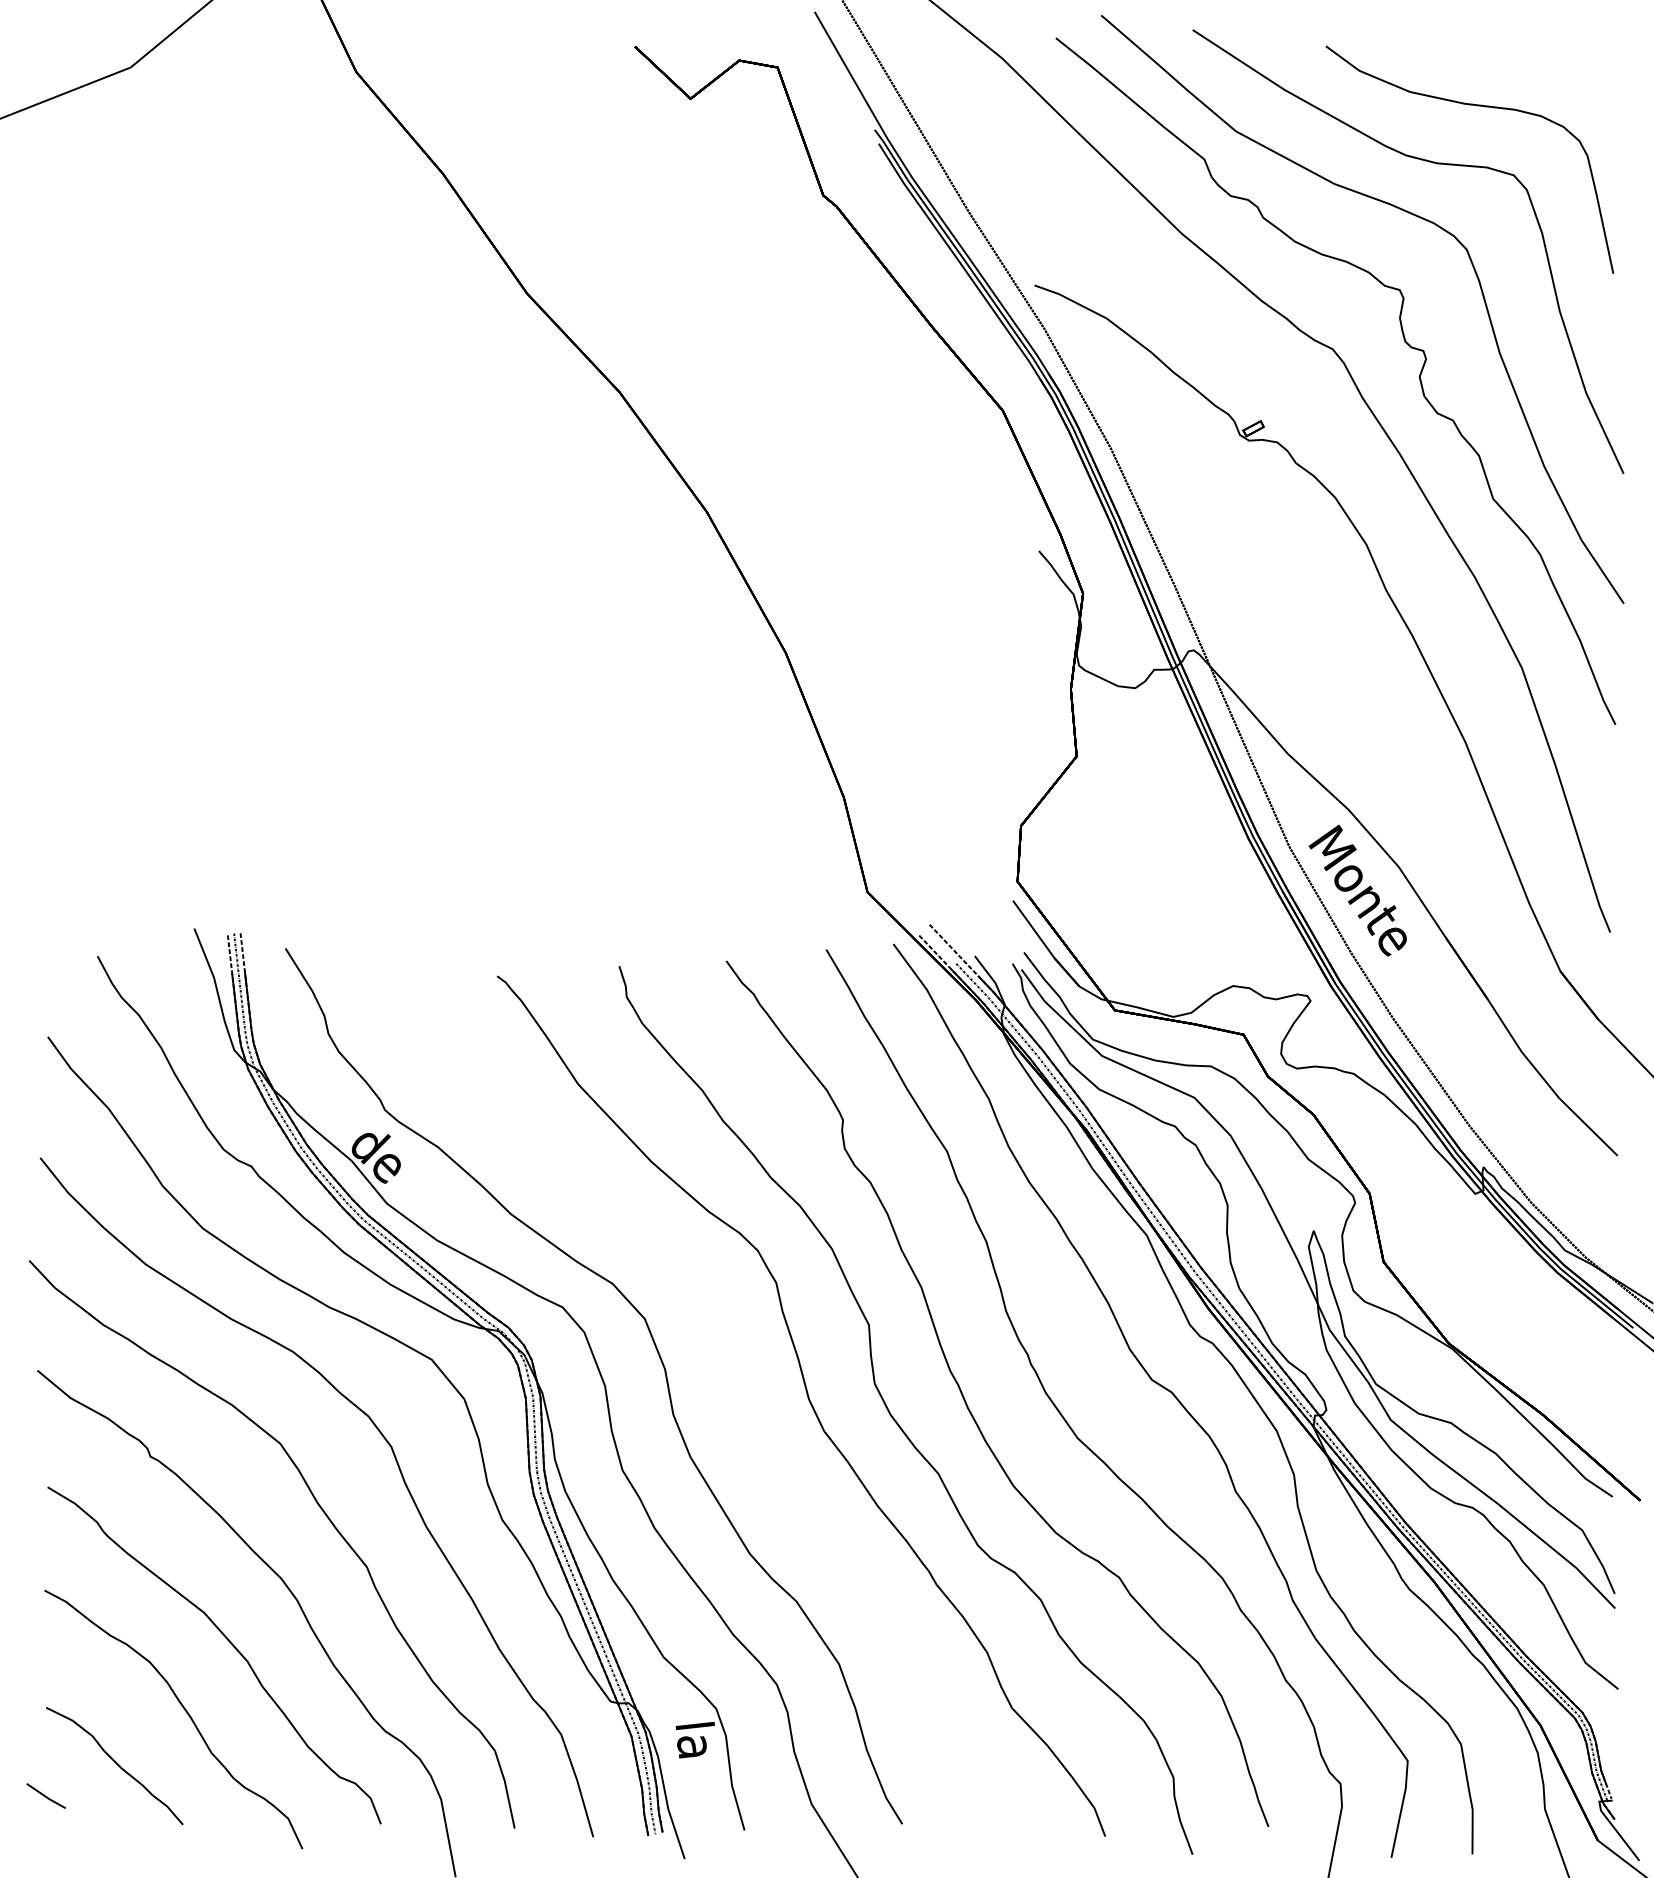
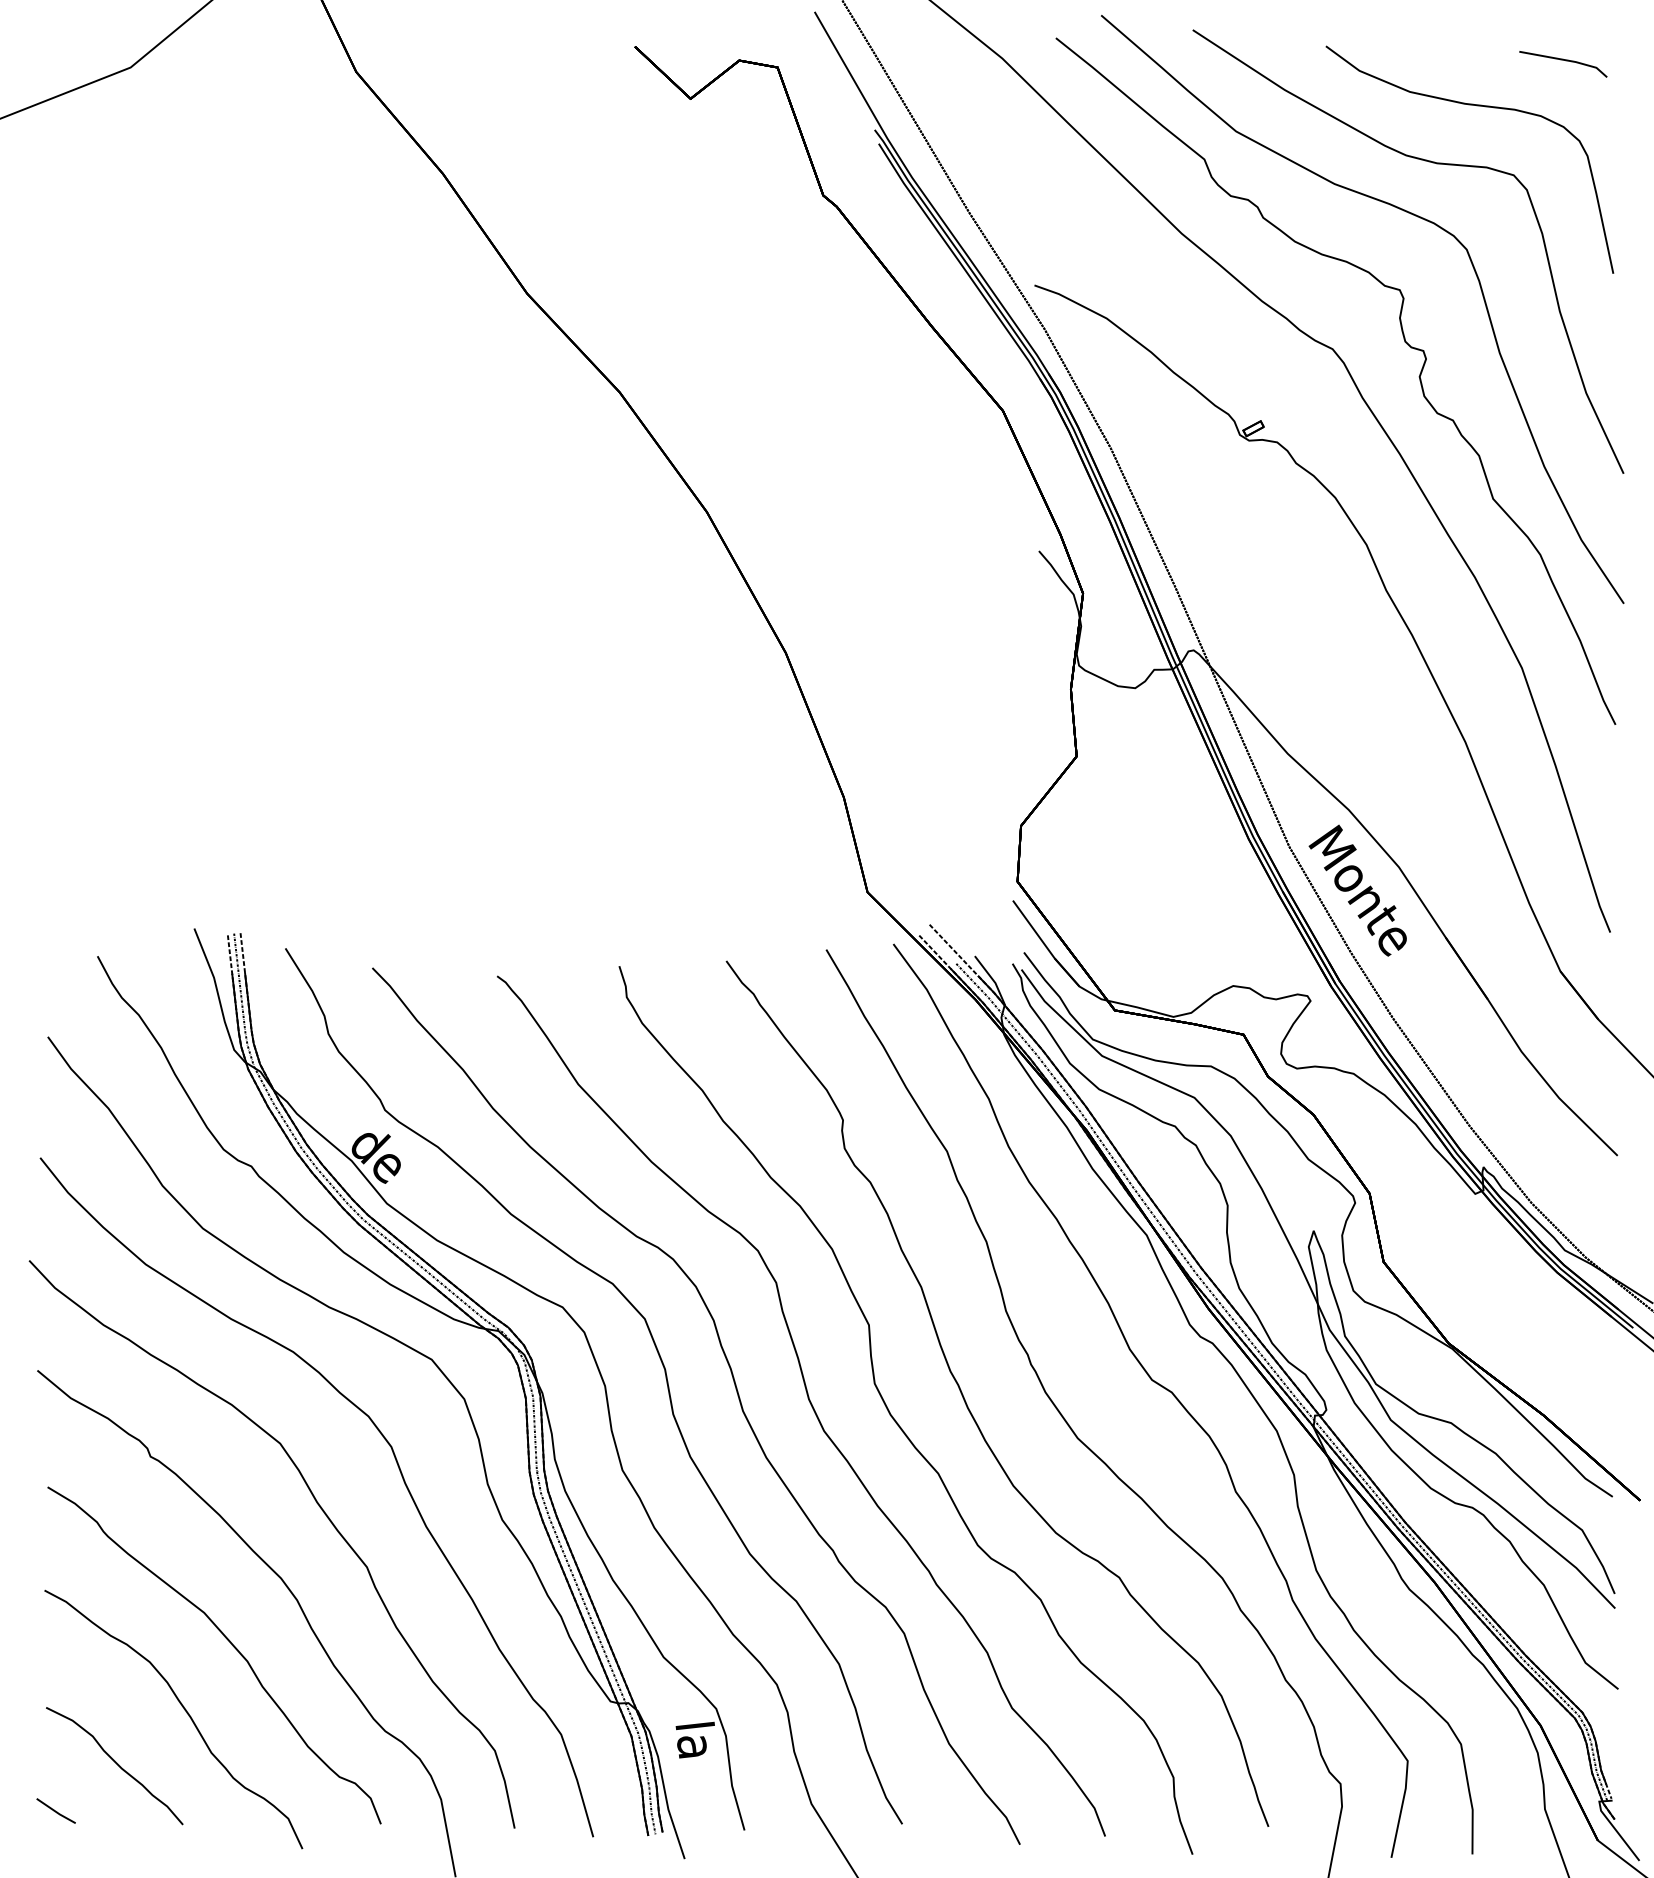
part: none -> present (1563, 64)
curve: none -> present (737, 1396)
line position: (45, 1795) -> (55, 1810) (55, 1810)
